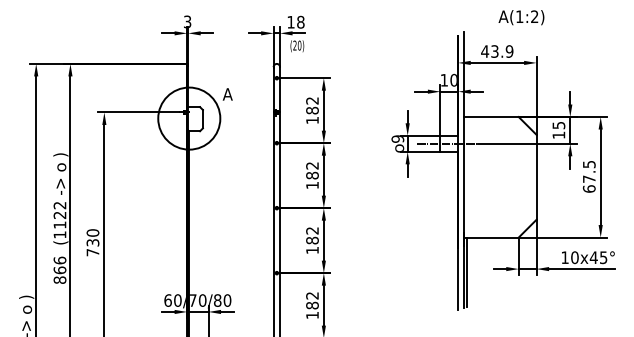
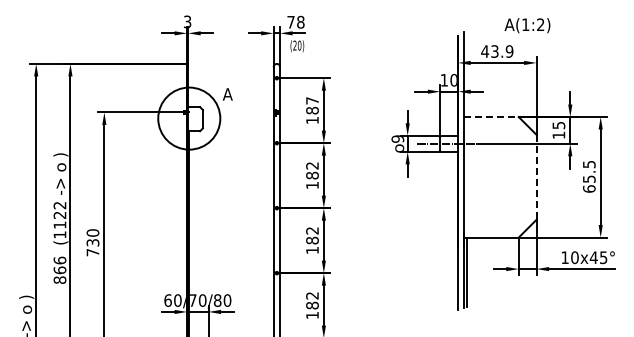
text position: (521, 17) -> (527, 25) (527, 25)
text: 18 -> 78 (290, 22)
text: 182 -> 187 (312, 100)
line: solid -> dashed (491, 117)
line: solid -> dashed (536, 177)
text: 67.5 -> 65.5 (589, 178)
